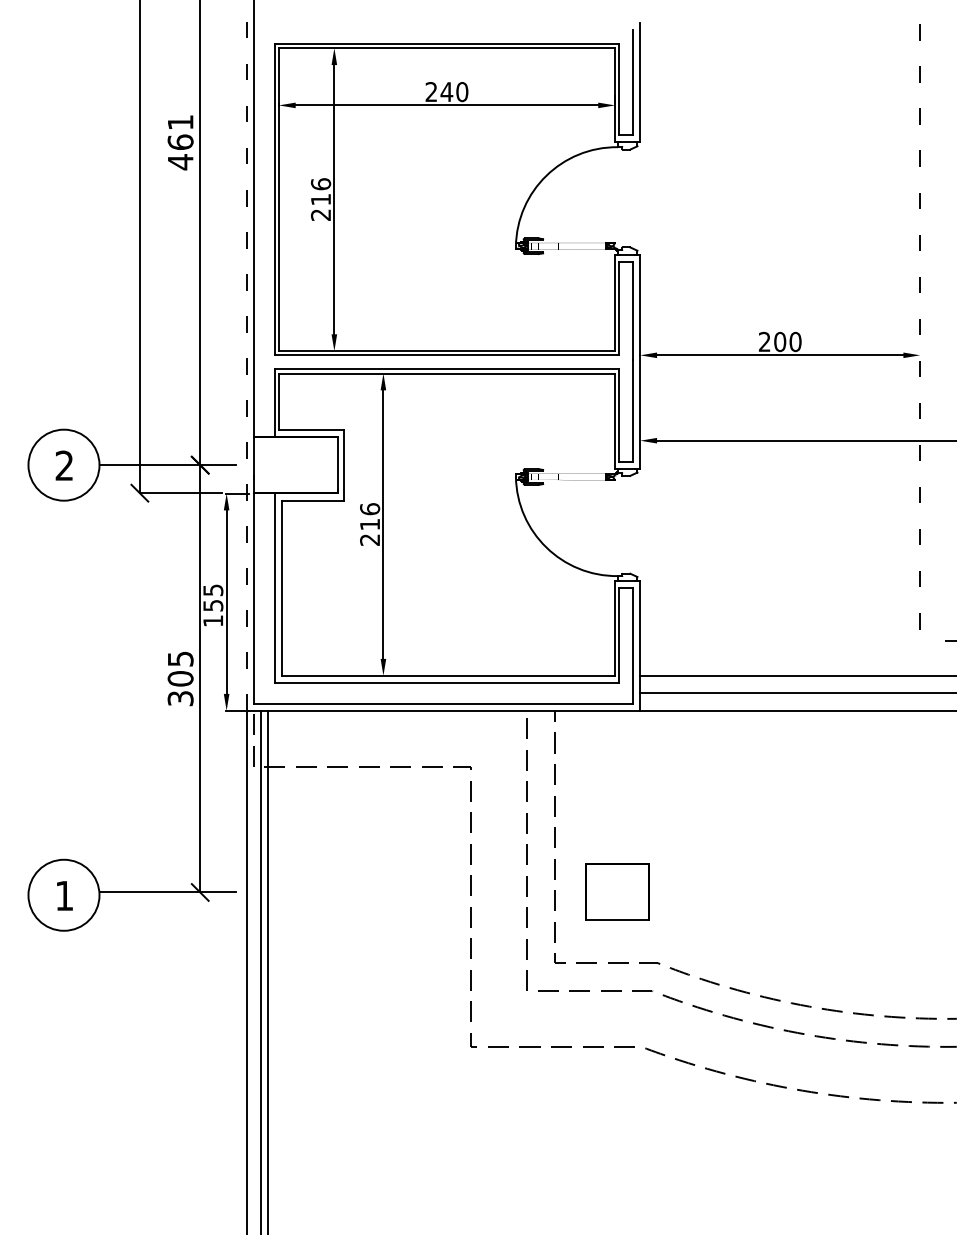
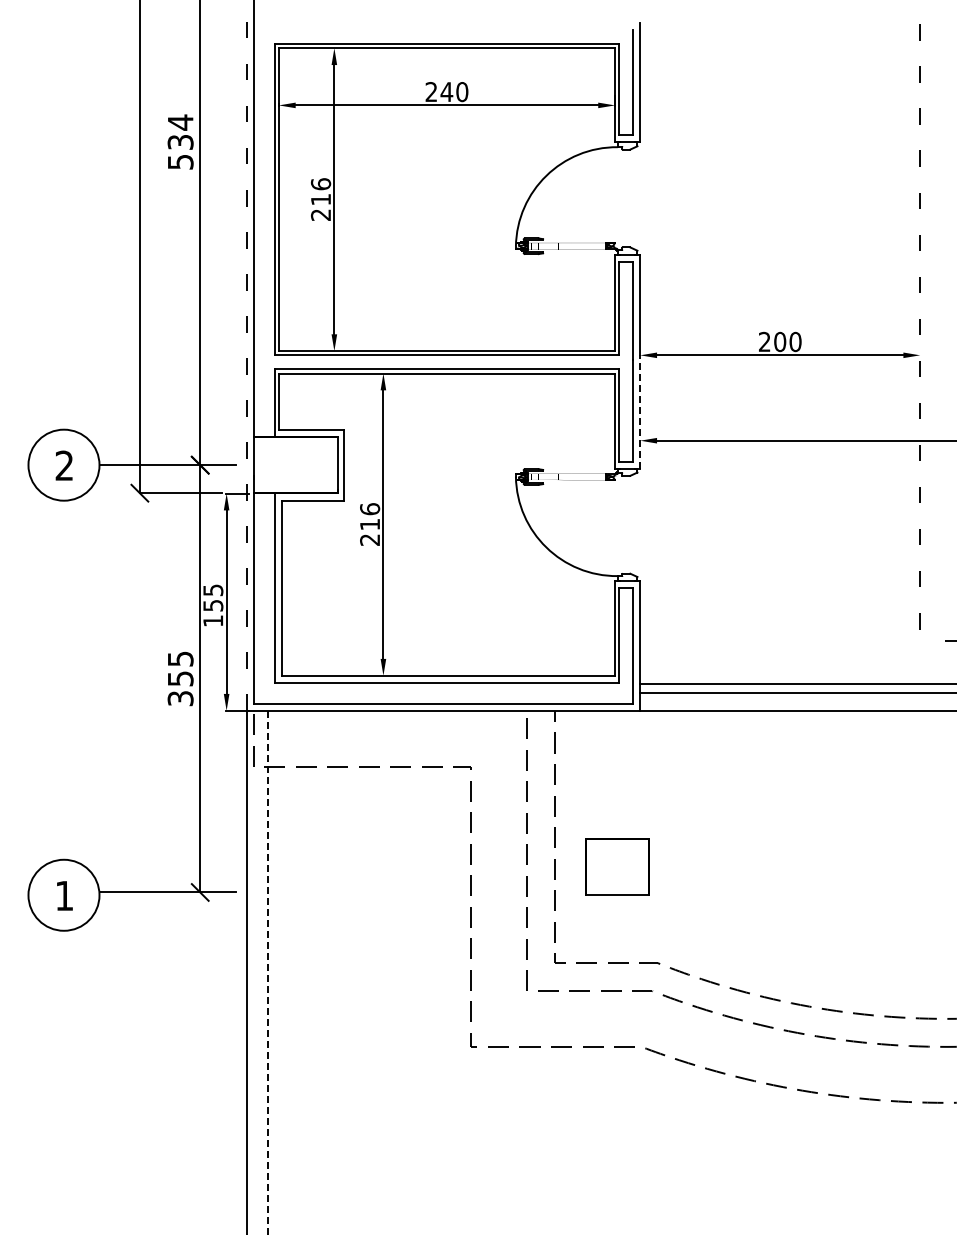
text: 461 -> 534 (180, 142)
line: solid -> dashed (640, 412)
line position: (796, 675) -> (796, 683) (796, 683)
text: 305 -> 355 (180, 678)
part position: (617, 891) -> (617, 866) (617, 866)
line: present -> none (260, 970)
line: solid -> dashed (267, 972)
